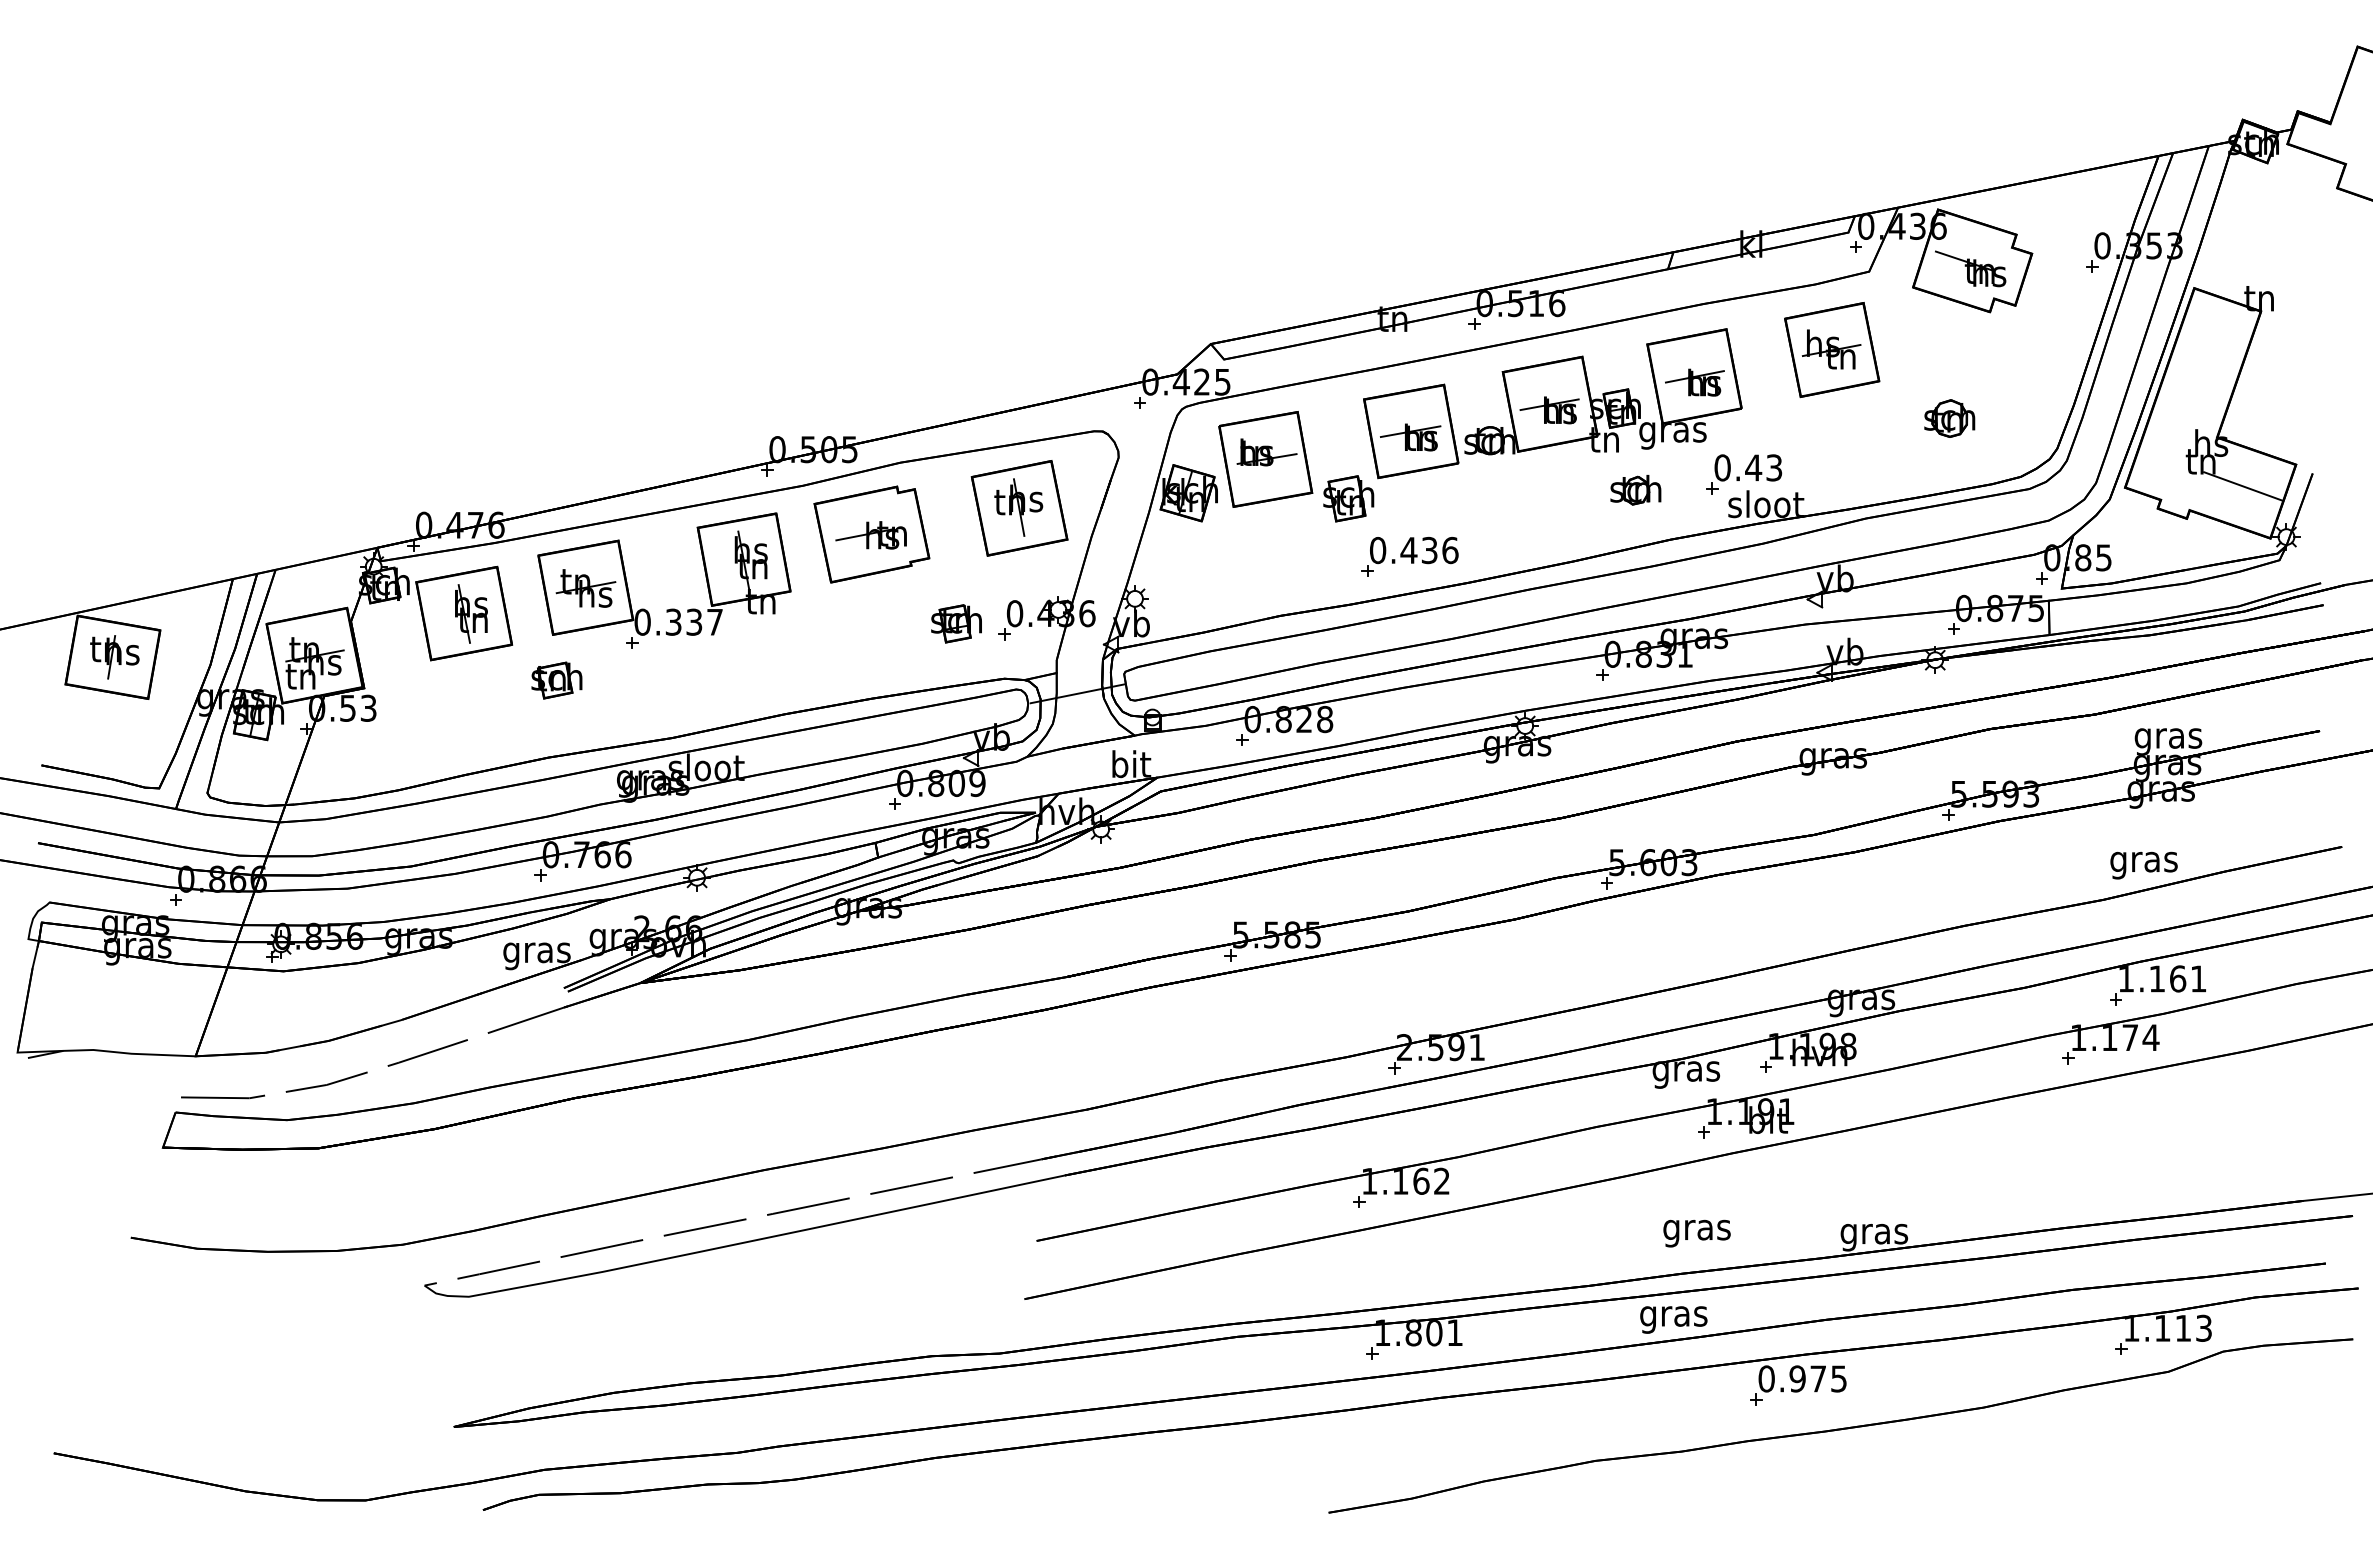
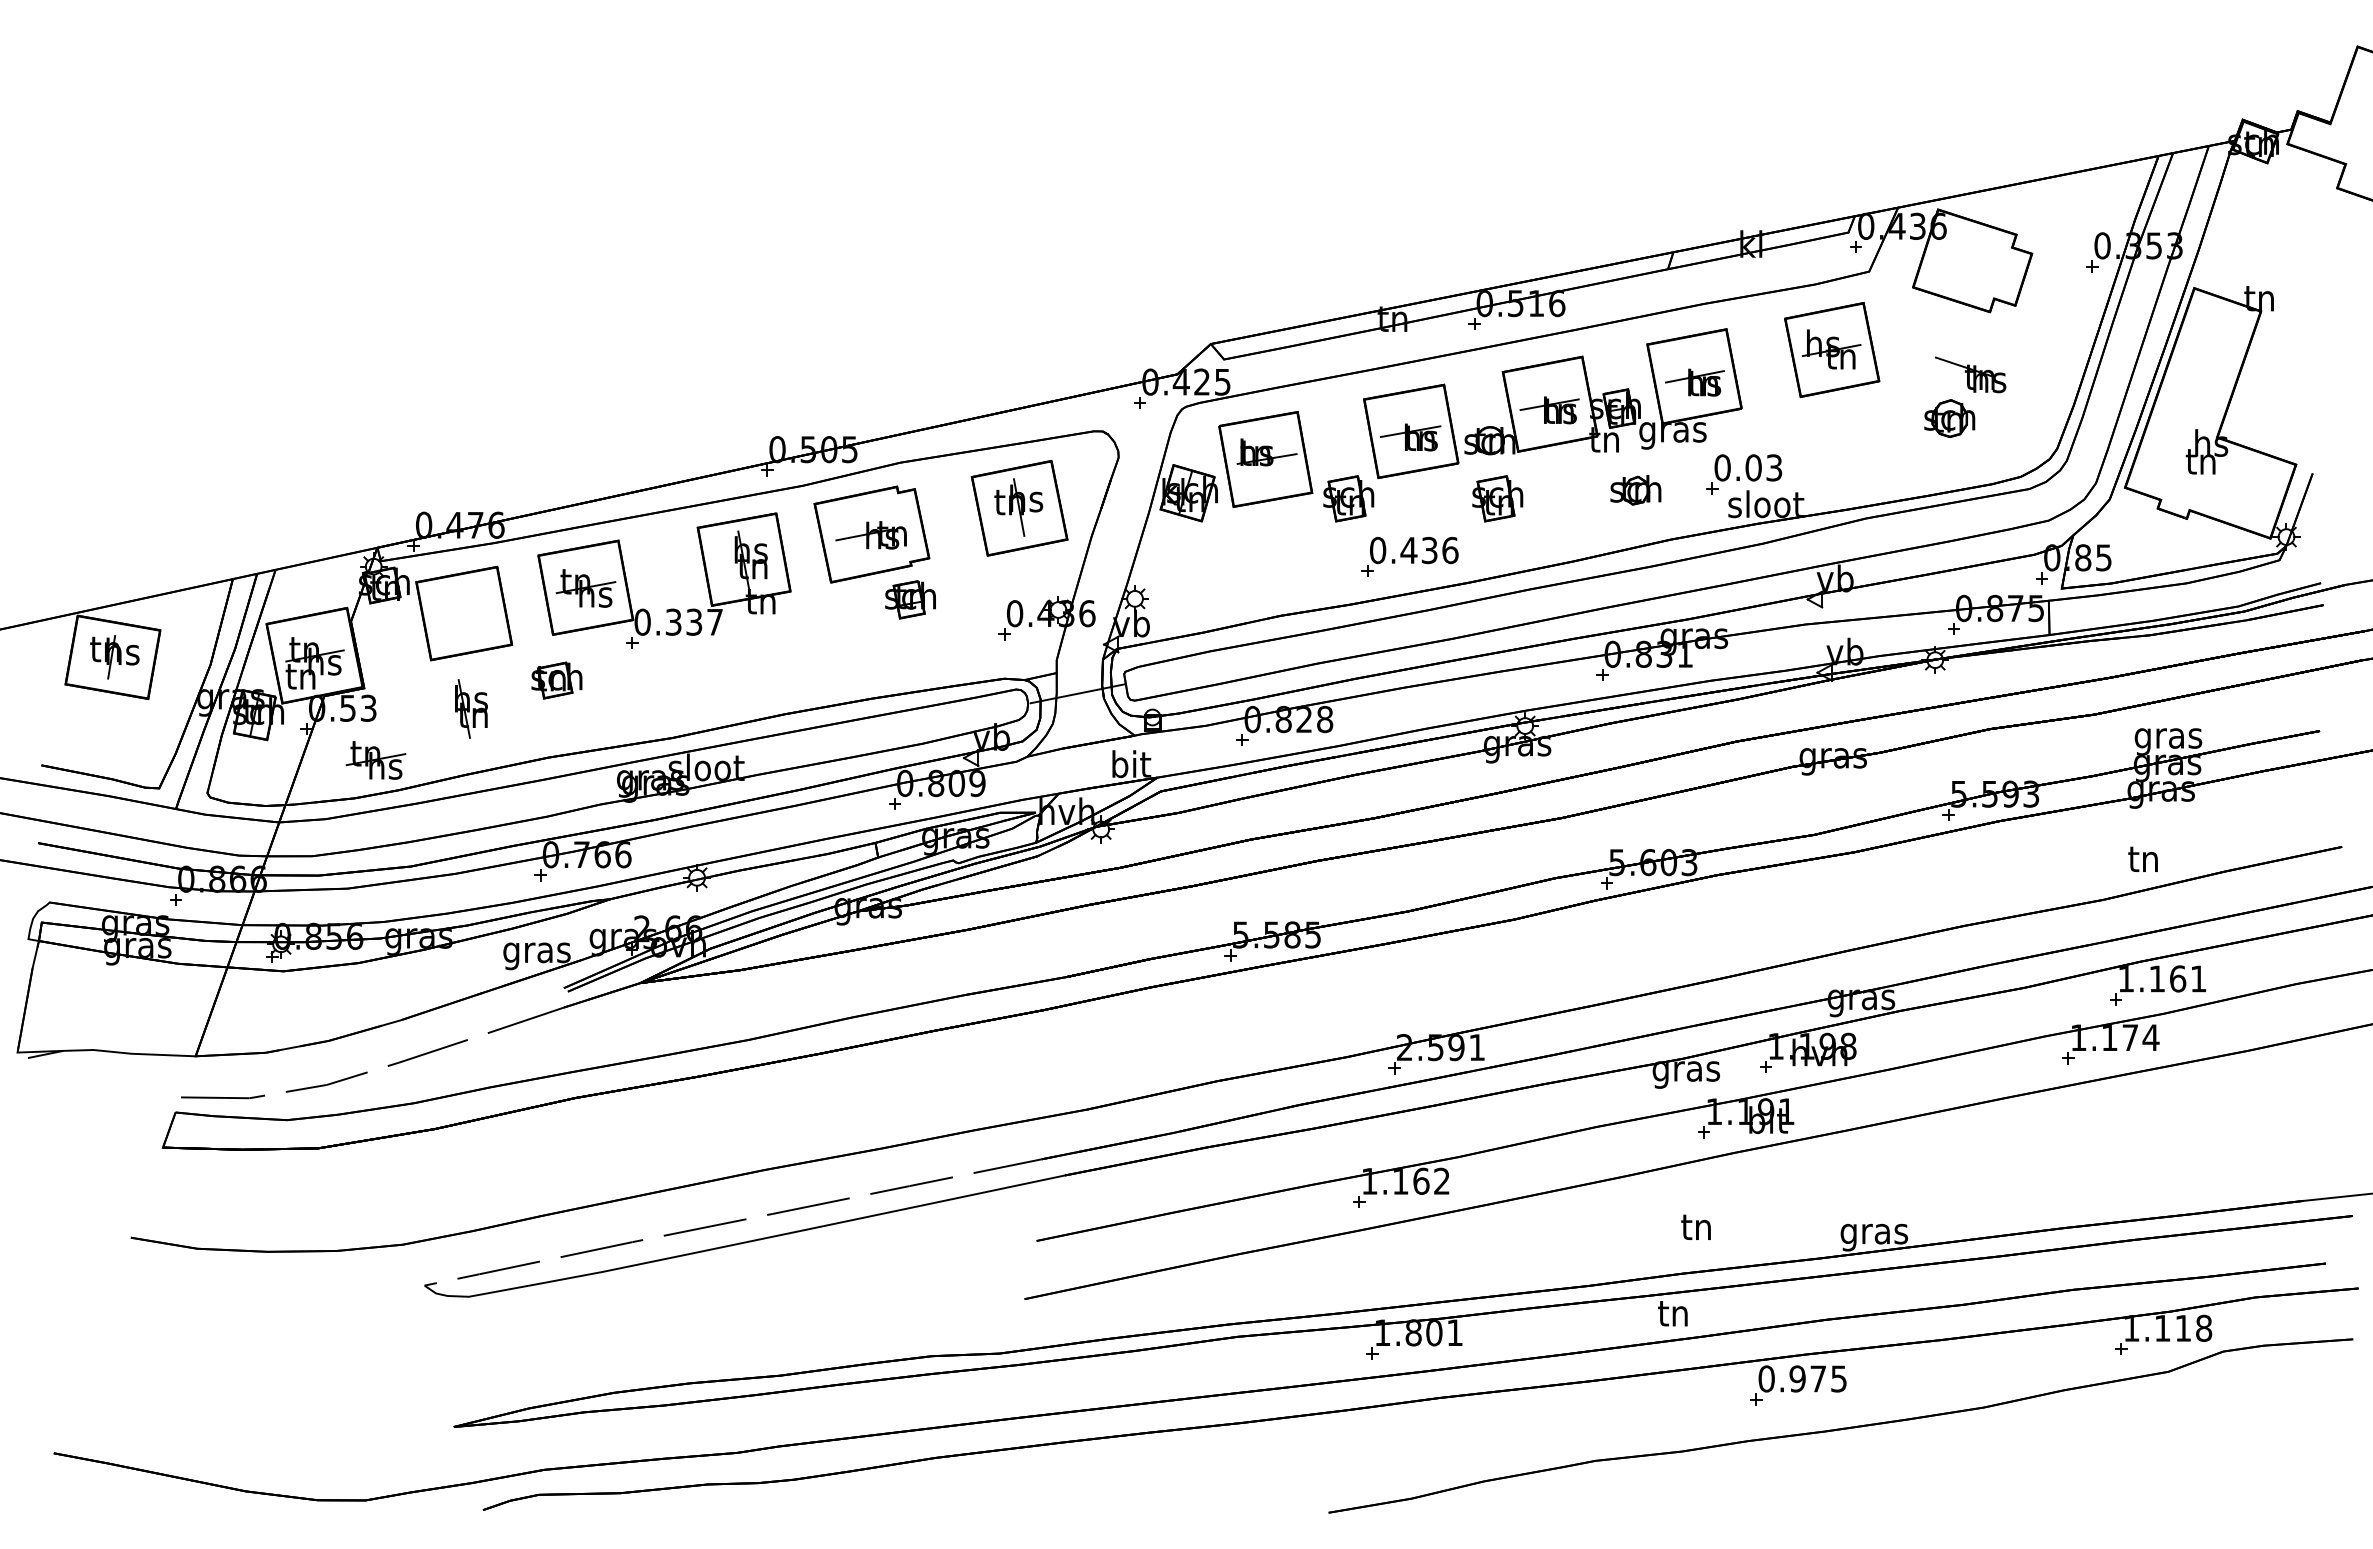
part position: (1970, 268) -> (1970, 374) (1970, 374)
text: 0.43 -> 0.03 (1753, 467)
line: present -> none (2243, 486)
part: none -> present (1497, 498)
part position: (471, 613) -> (471, 708) (471, 708)
part position: (956, 623) -> (910, 599) (910, 599)
part: none -> present (375, 760)
text: gras -> tn (2143, 862)
text: gras -> tn (1696, 1230)
text: gras -> tn (1673, 1317)
text: 1.113 -> 1.118 (2204, 1327)
